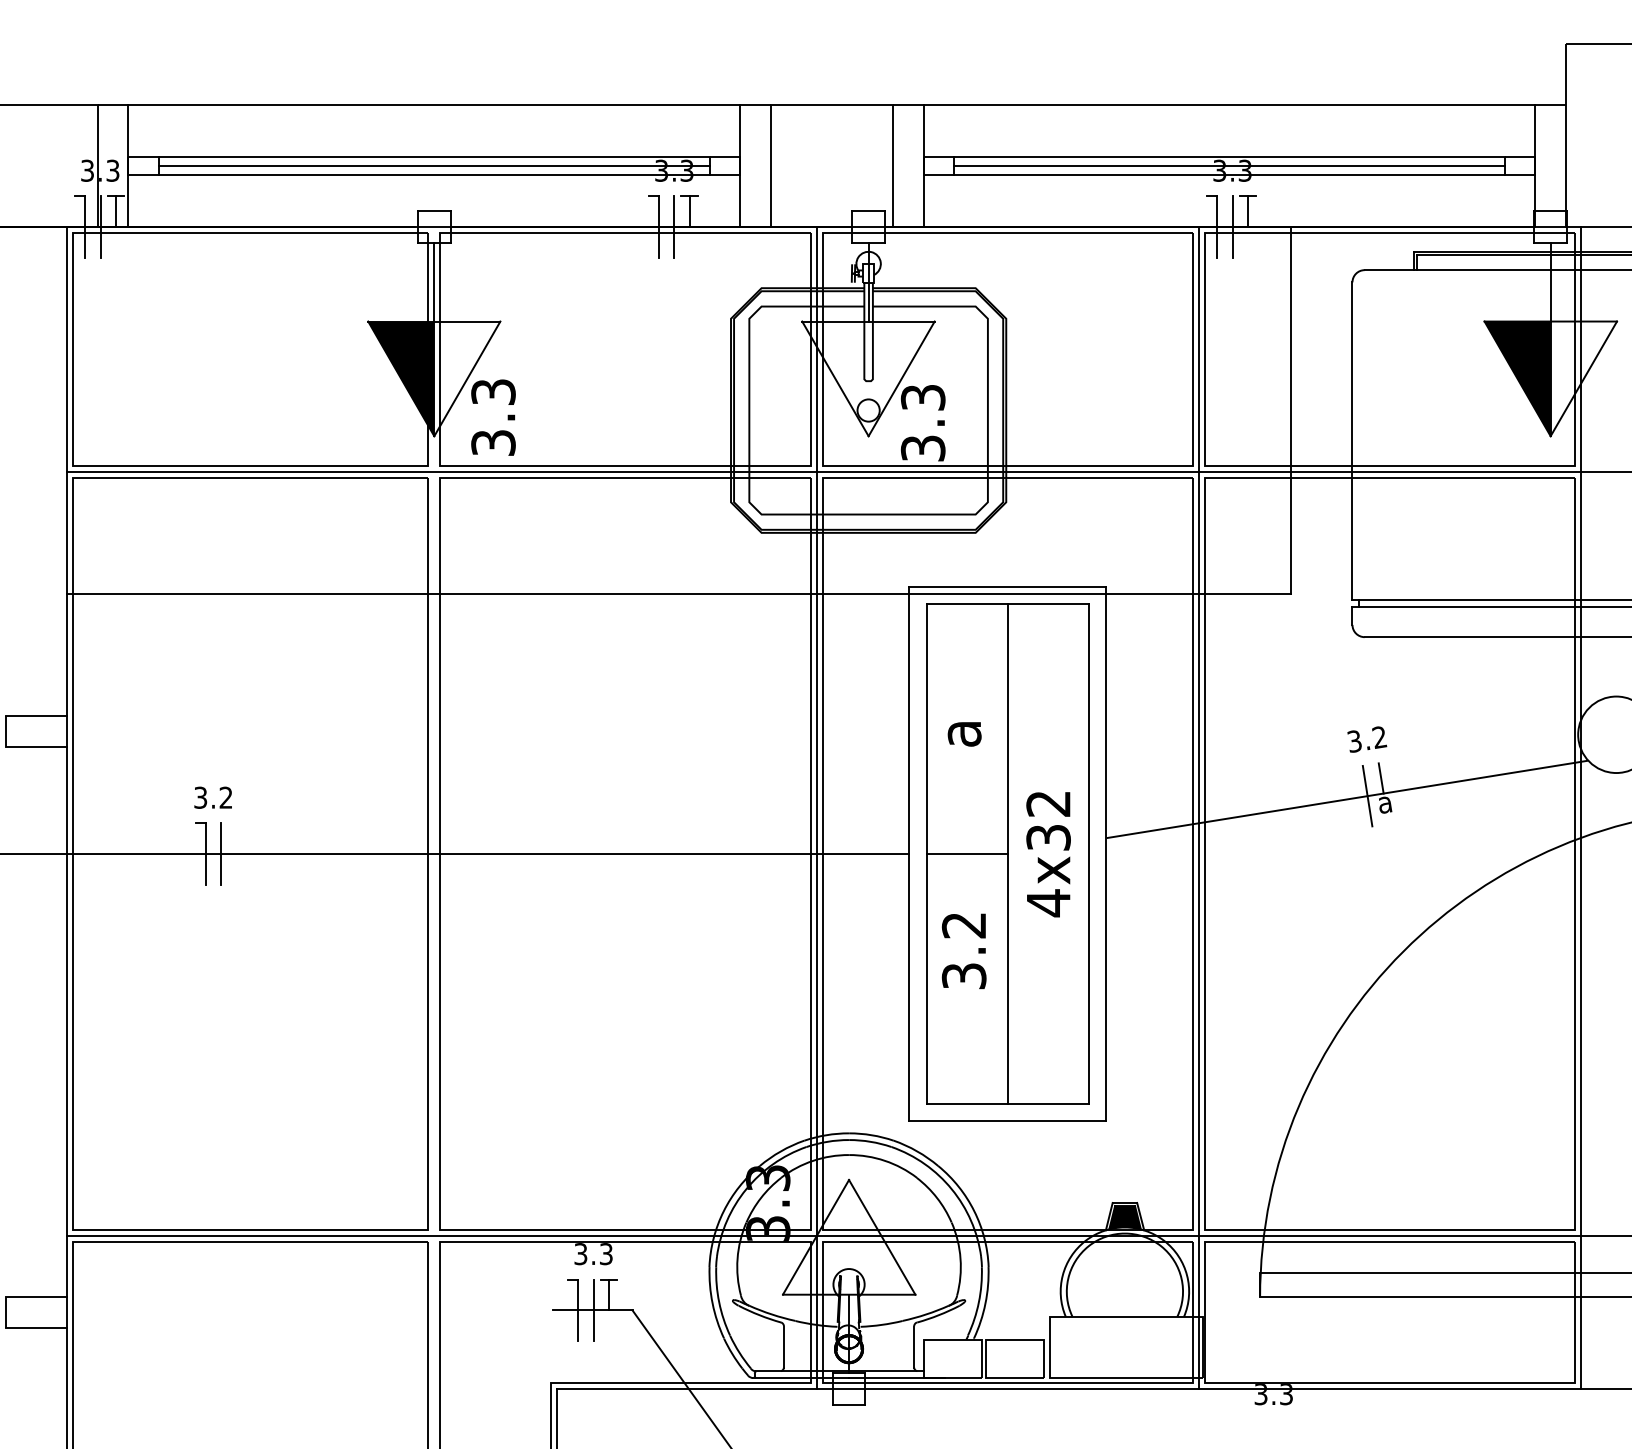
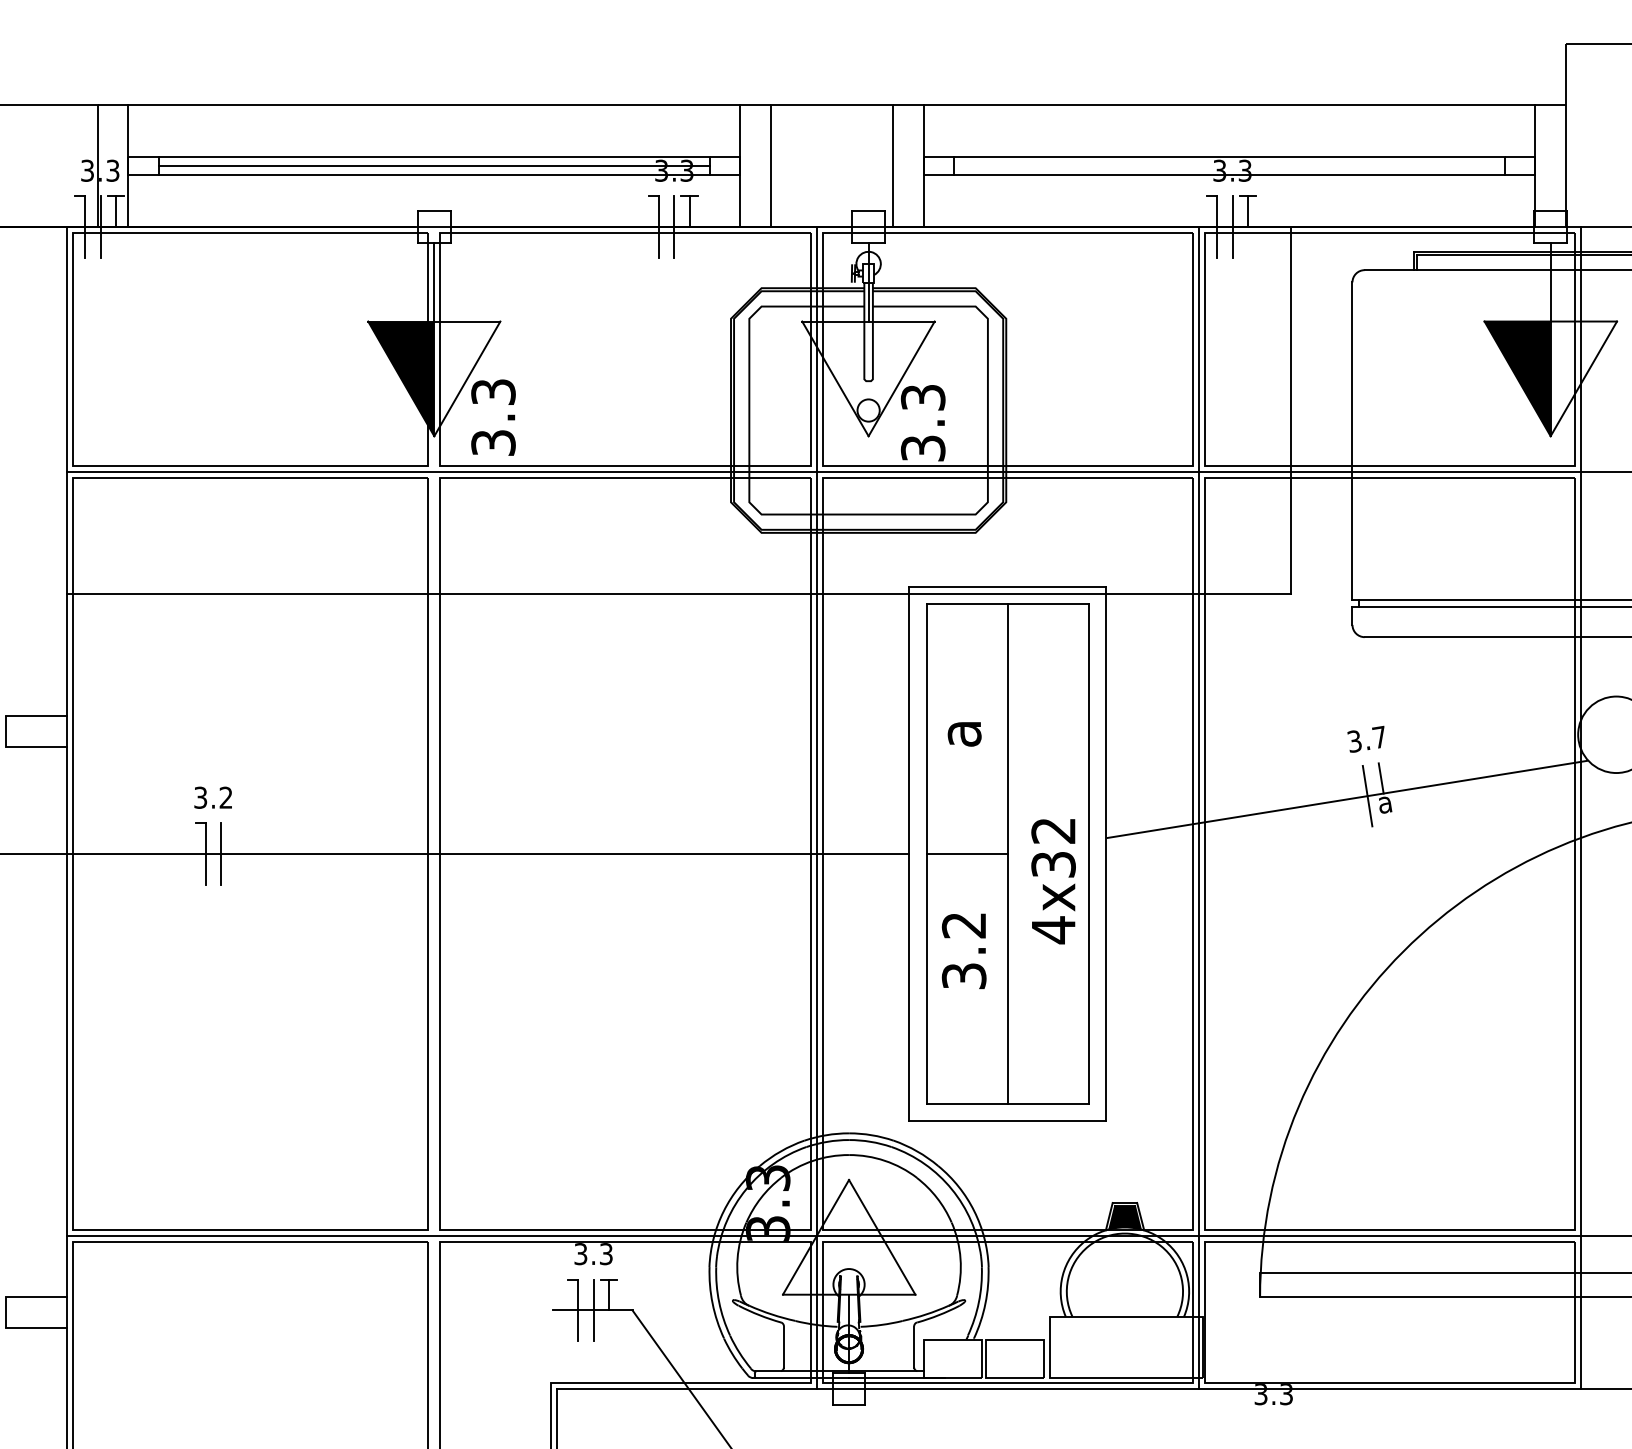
line: present -> none (1229, 165)
text: 3.2 -> 3.7 (1379, 736)
text position: (1048, 854) -> (1053, 881) (1053, 881)
